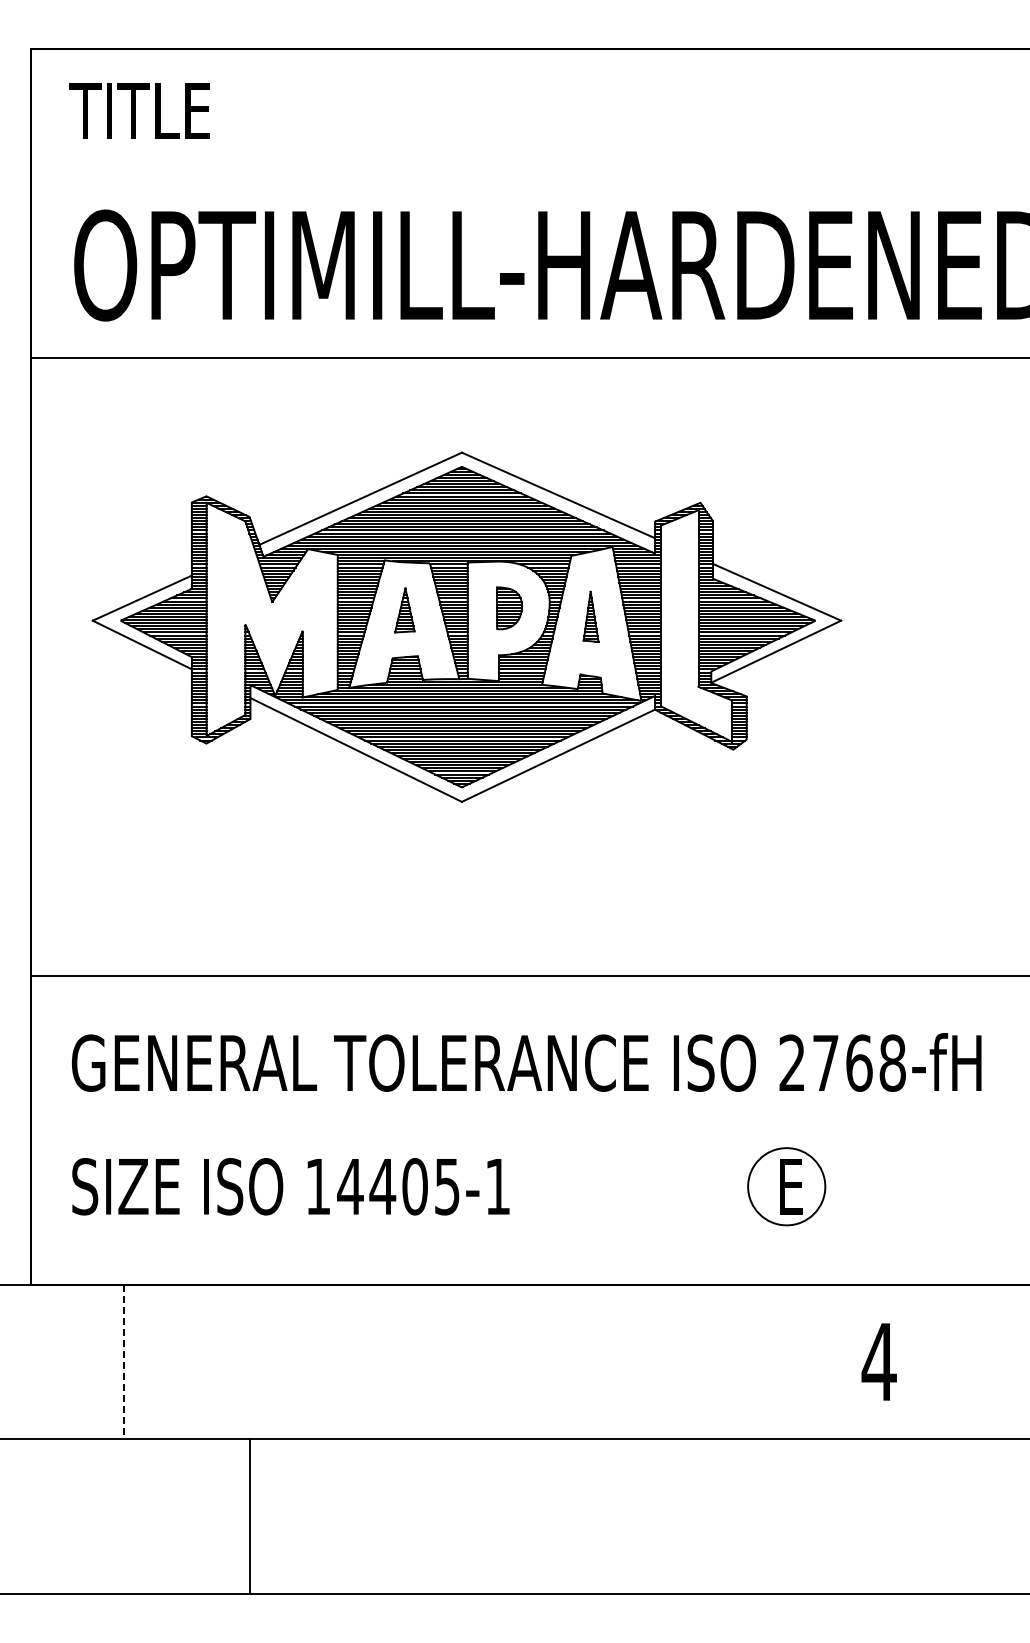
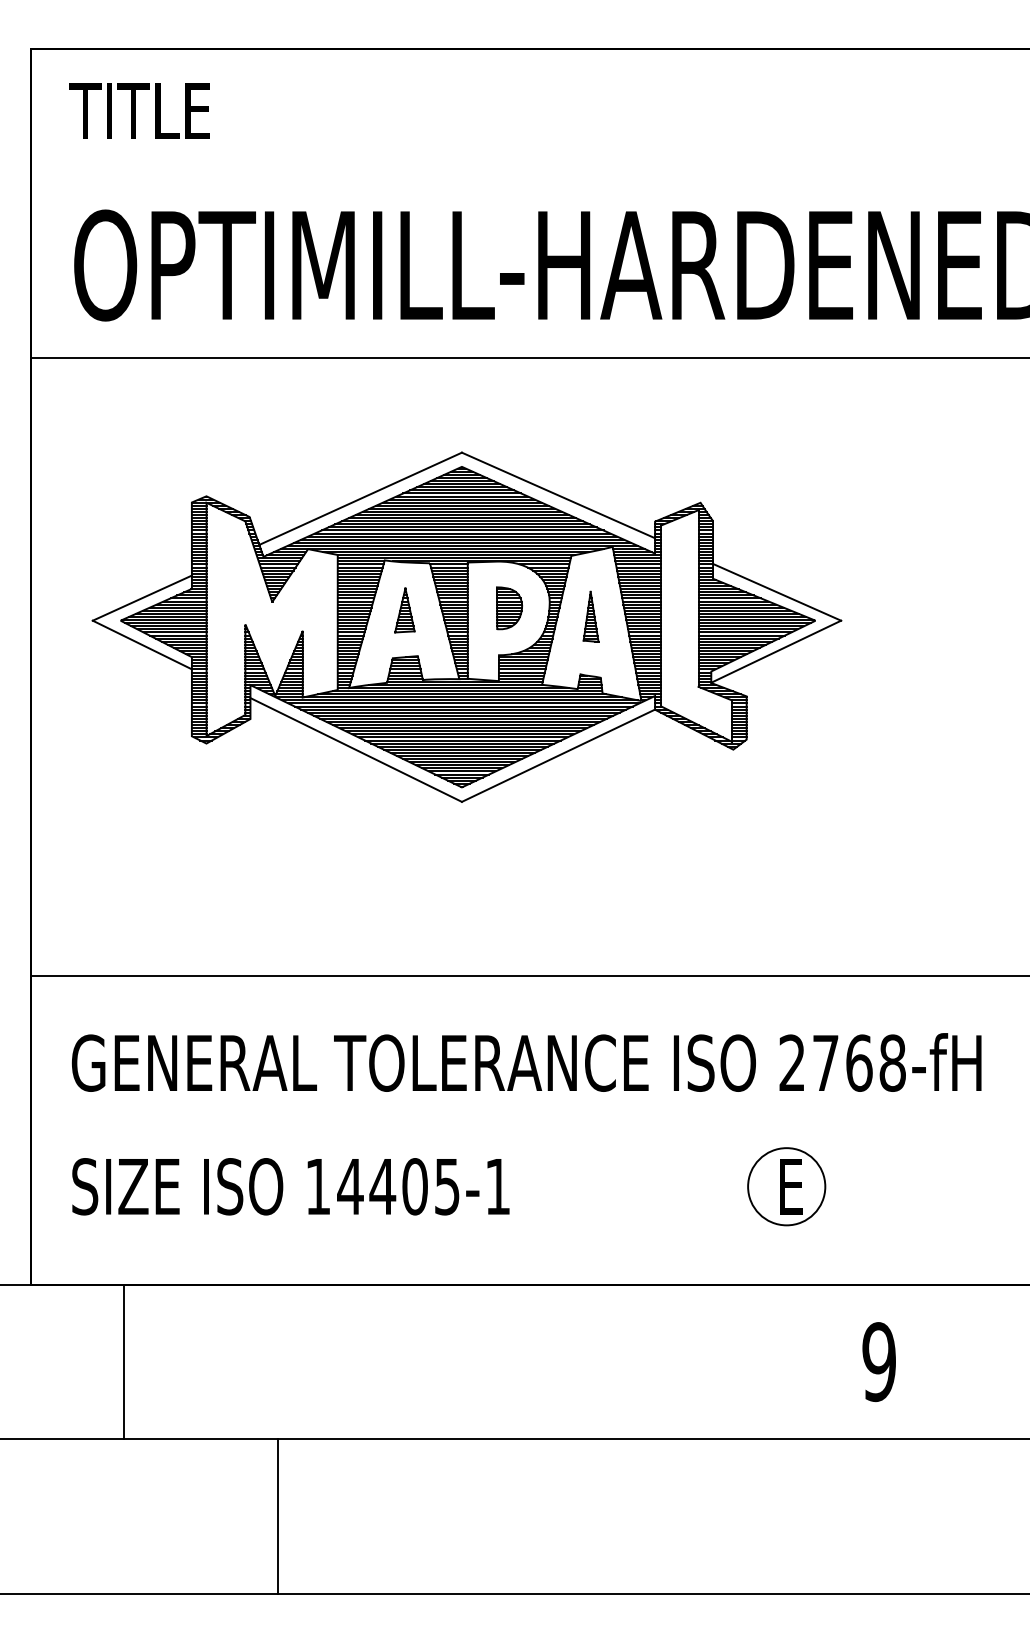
line: dashed -> solid (123, 1362)
text: 4 -> 9 (878, 1362)
line position: (250, 1516) -> (278, 1516) (278, 1516)
